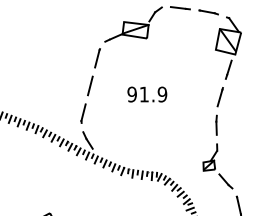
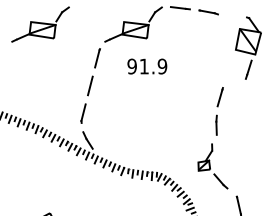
part: none -> present (40, 24)
part position: (228, 47) -> (248, 47) (248, 47)
text position: (147, 94) -> (147, 66) (147, 66)
part position: (217, 166) -> (212, 166) (212, 166)
